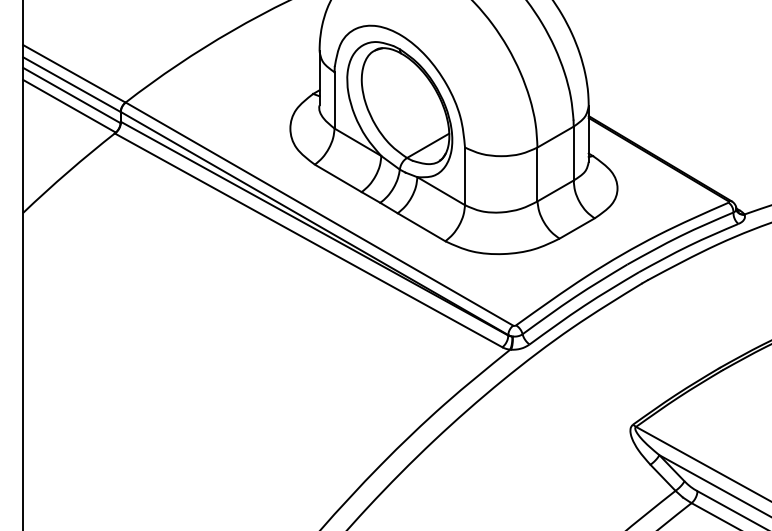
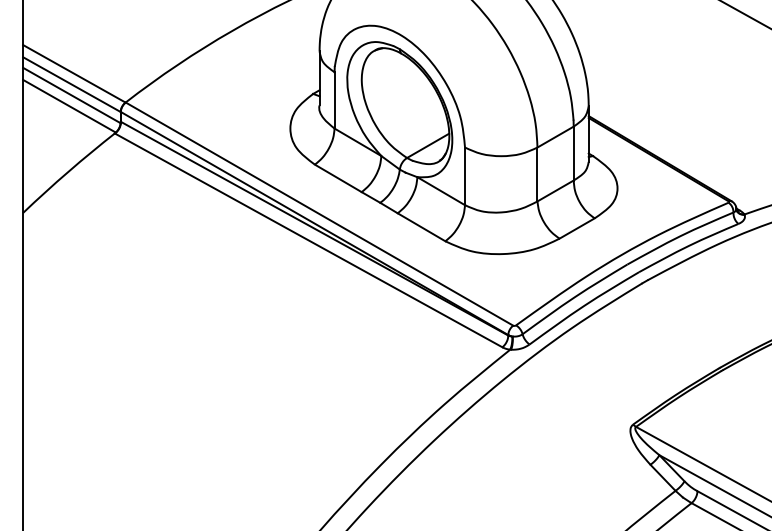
line: none -> present (745, 14)
